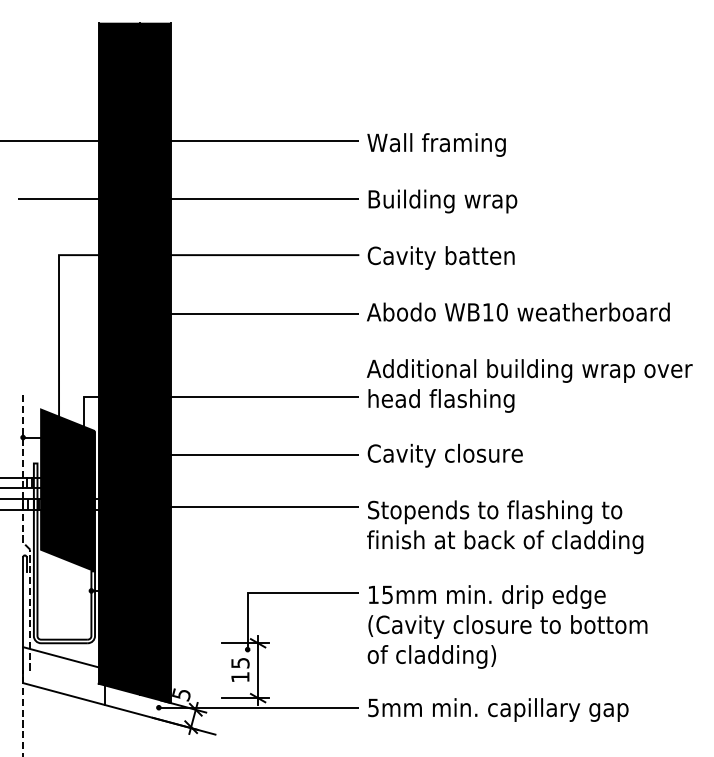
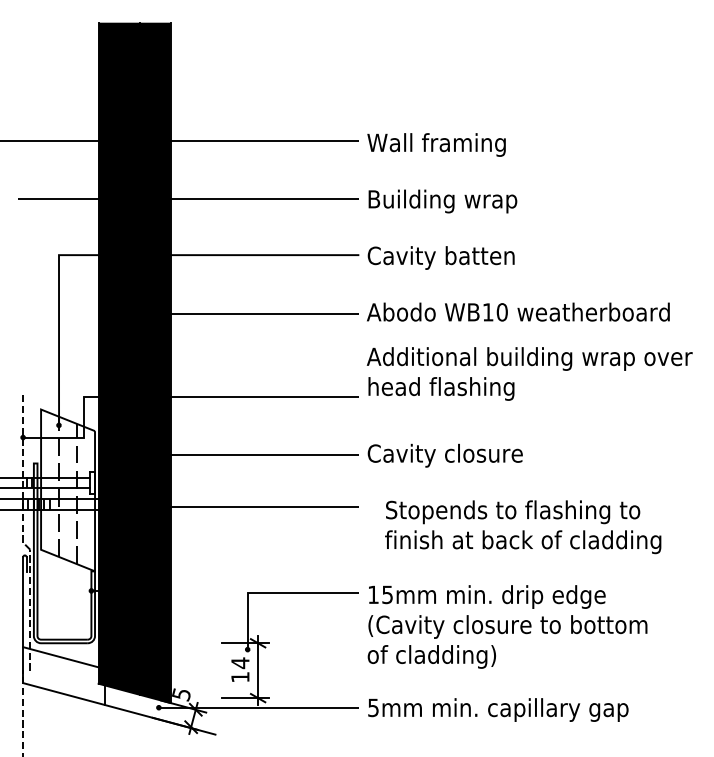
text position: (529, 385) -> (529, 373) (529, 373)
fill: present -> none (68, 490)
text position: (505, 527) -> (523, 527) (523, 527)
text: 15 -> 14 (240, 663)
